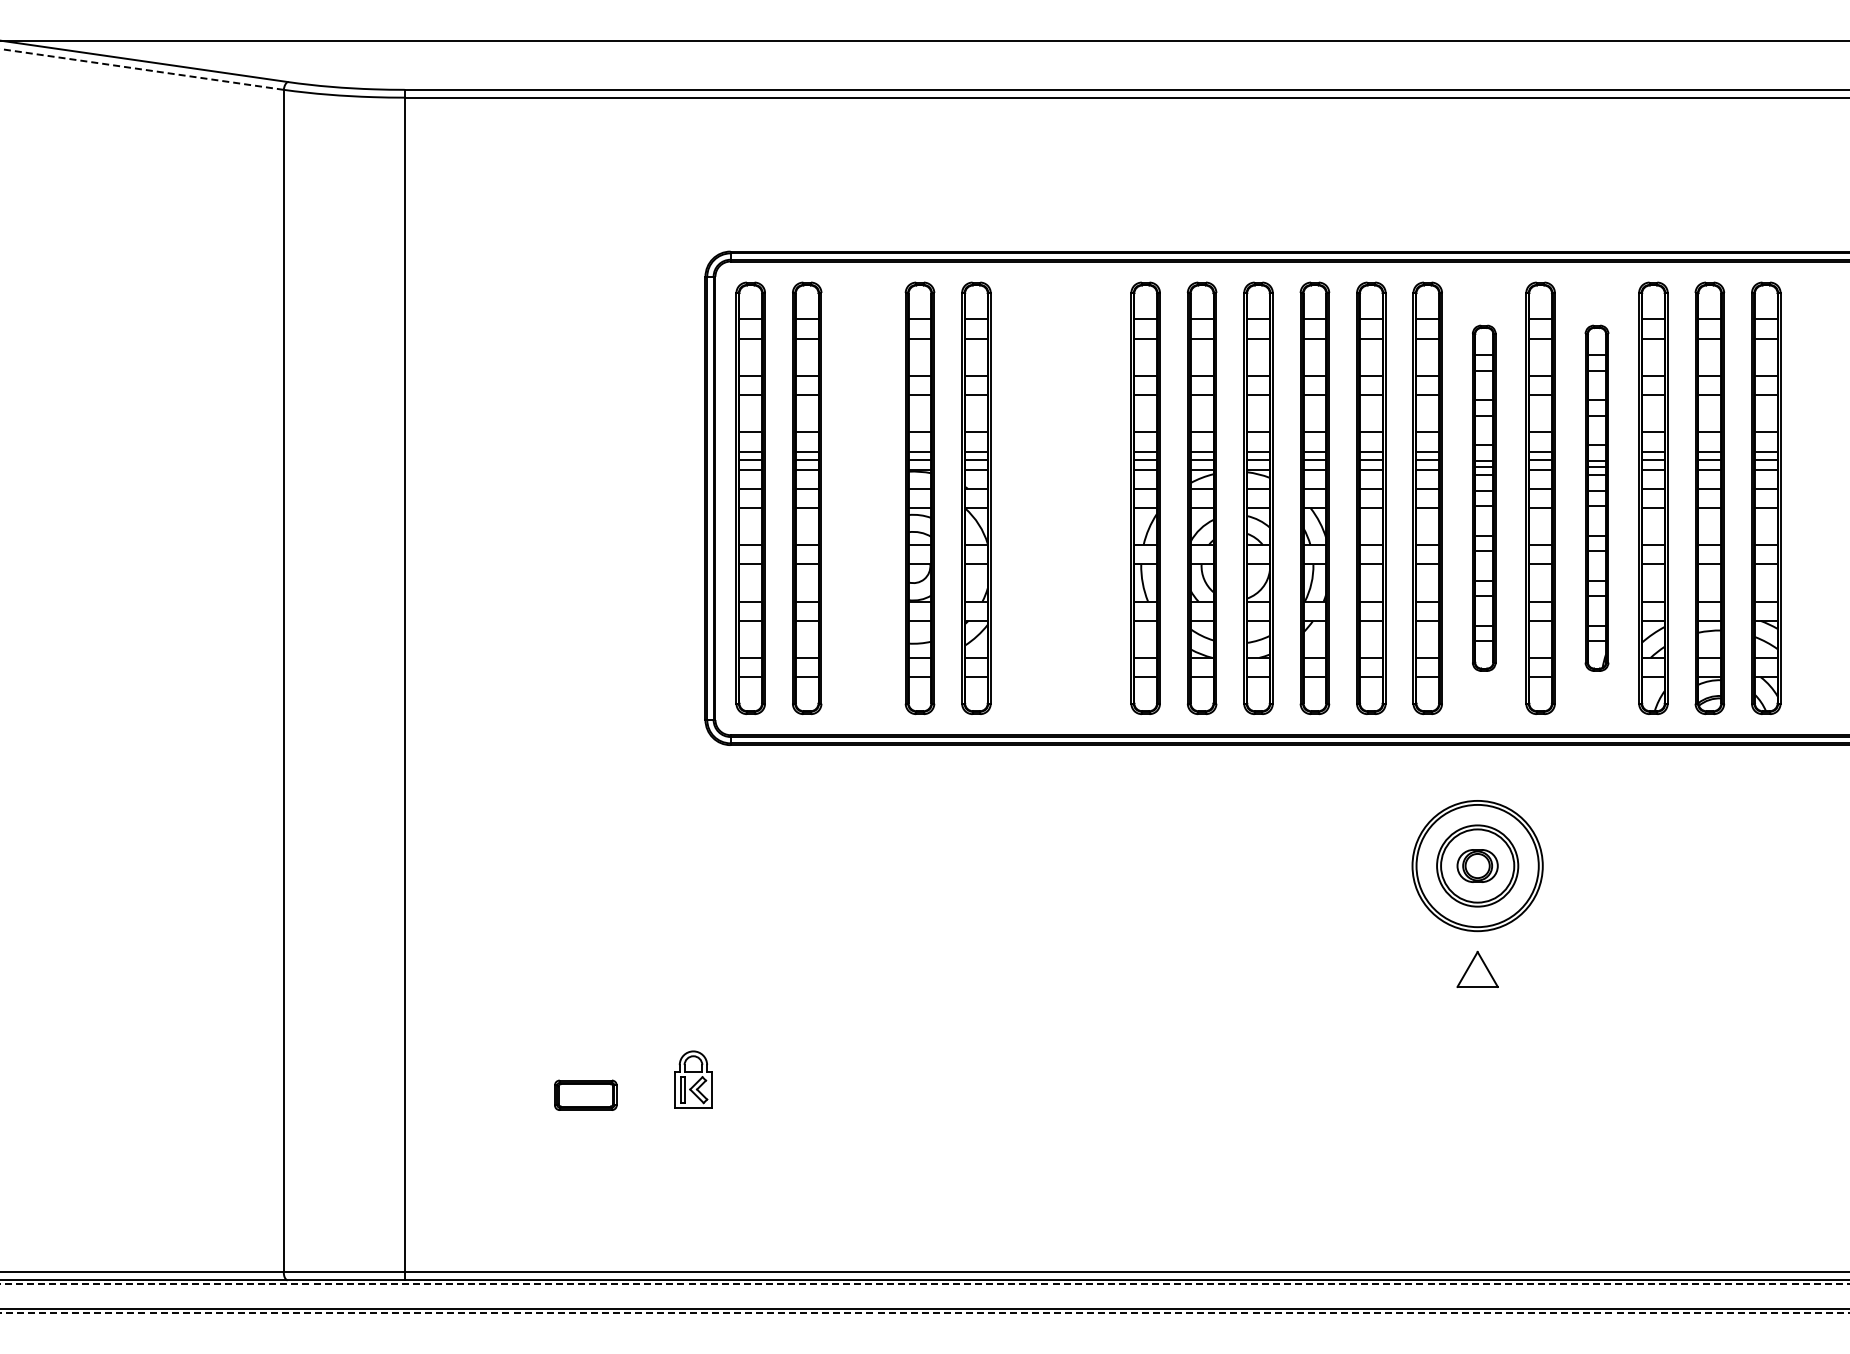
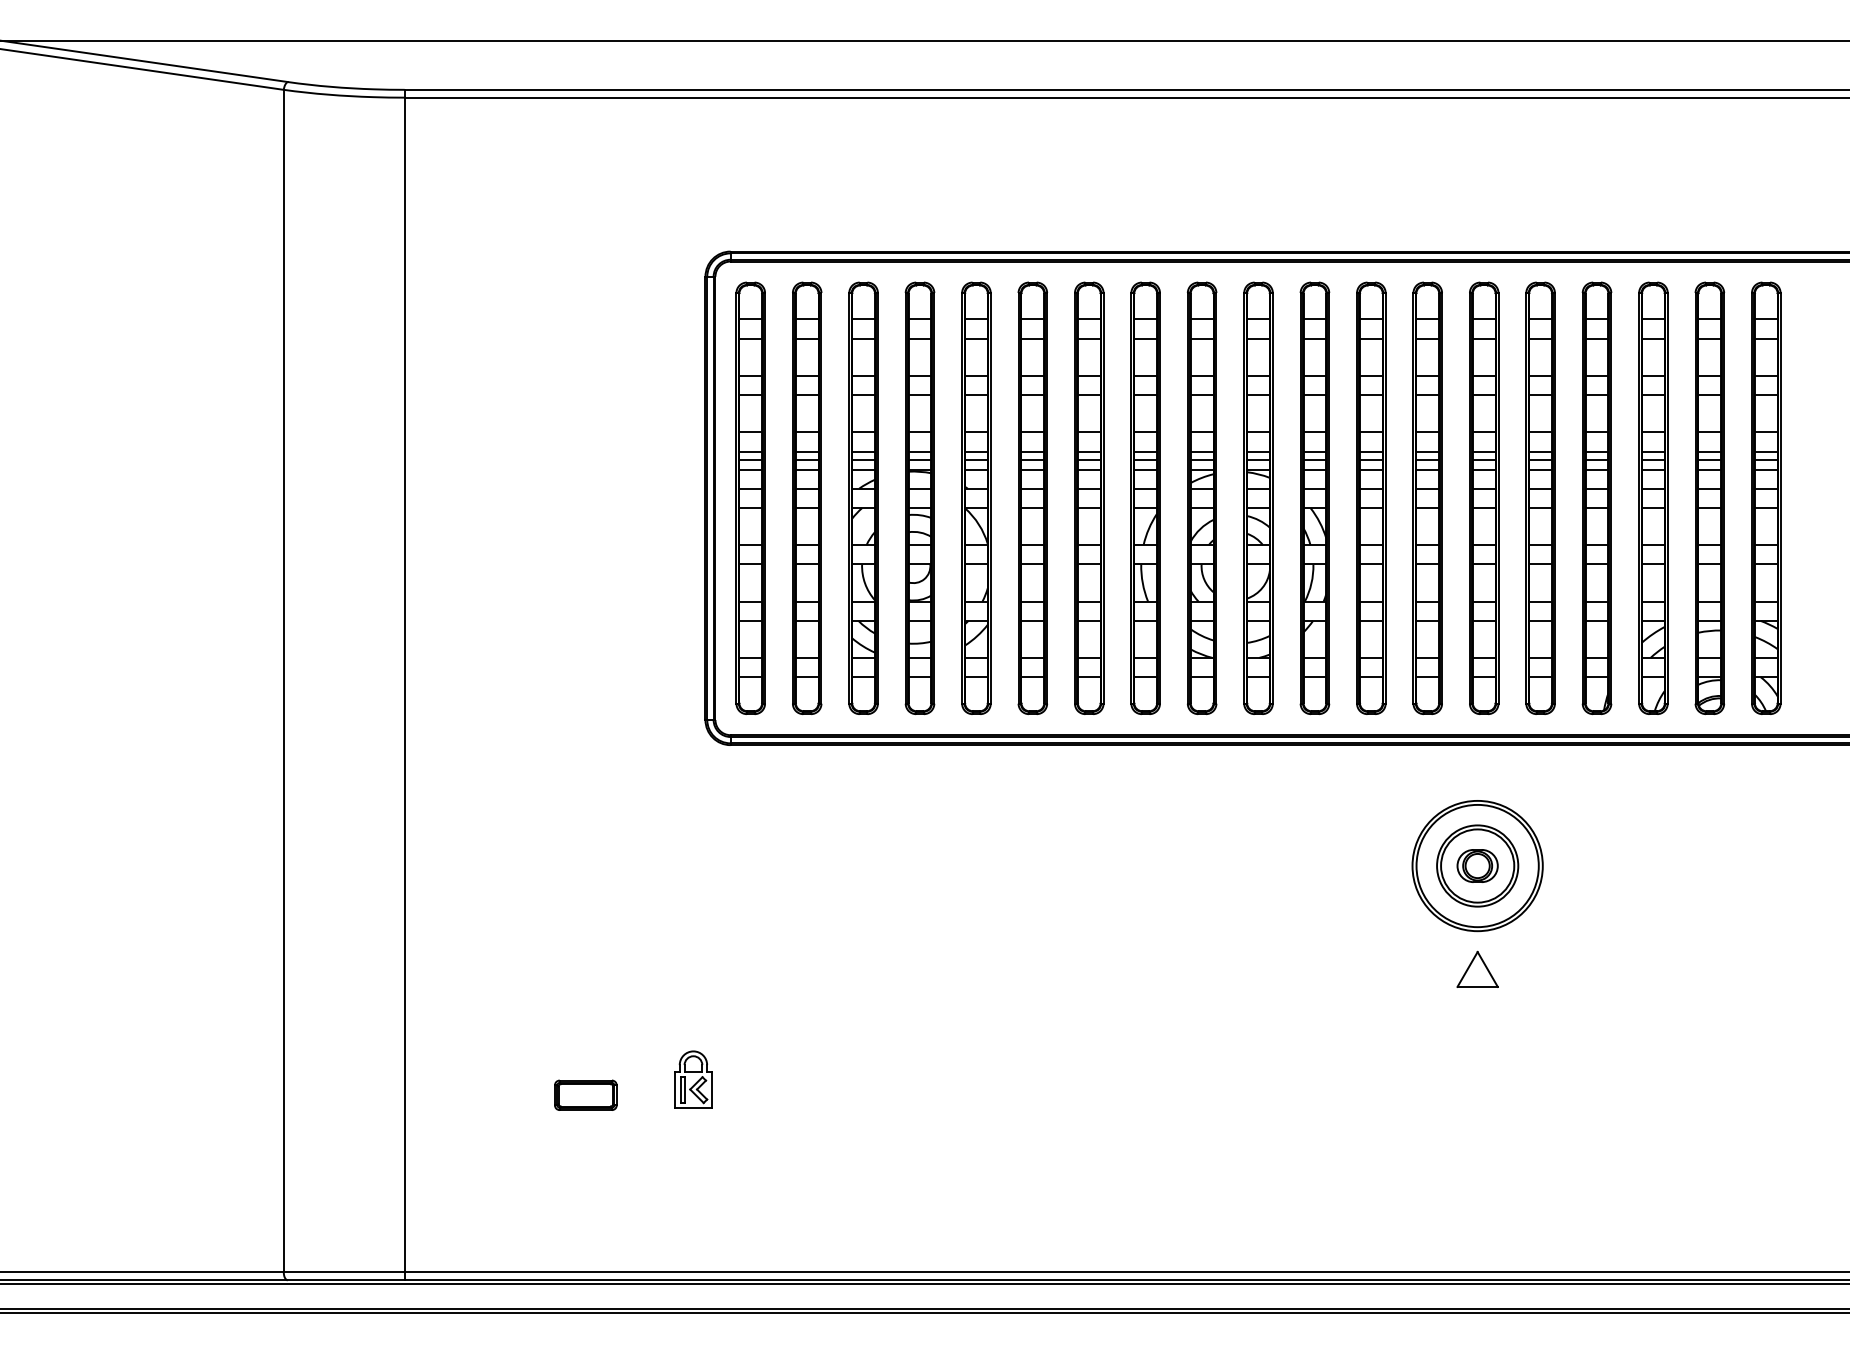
line: dashed -> solid (141, 69)
part: none -> present (863, 497)
part: none -> present (1032, 497)
part: none -> present (1089, 497)
part size: 25x348 px -> 31x434 px (1484, 497)
part size: 26x348 px -> 32x434 px (1596, 497)
line: dashed -> solid (924, 1284)
line: dashed -> solid (925, 1313)
